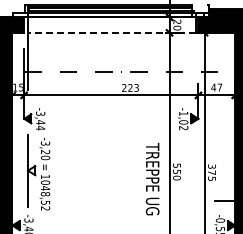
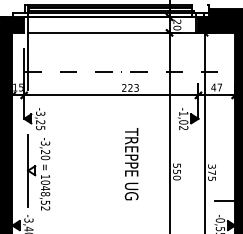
line: dashed -> solid (111, 32)
text: -3,44 -> -3,25 (40, 125)
text position: (152, 179) -> (131, 164) (131, 164)
